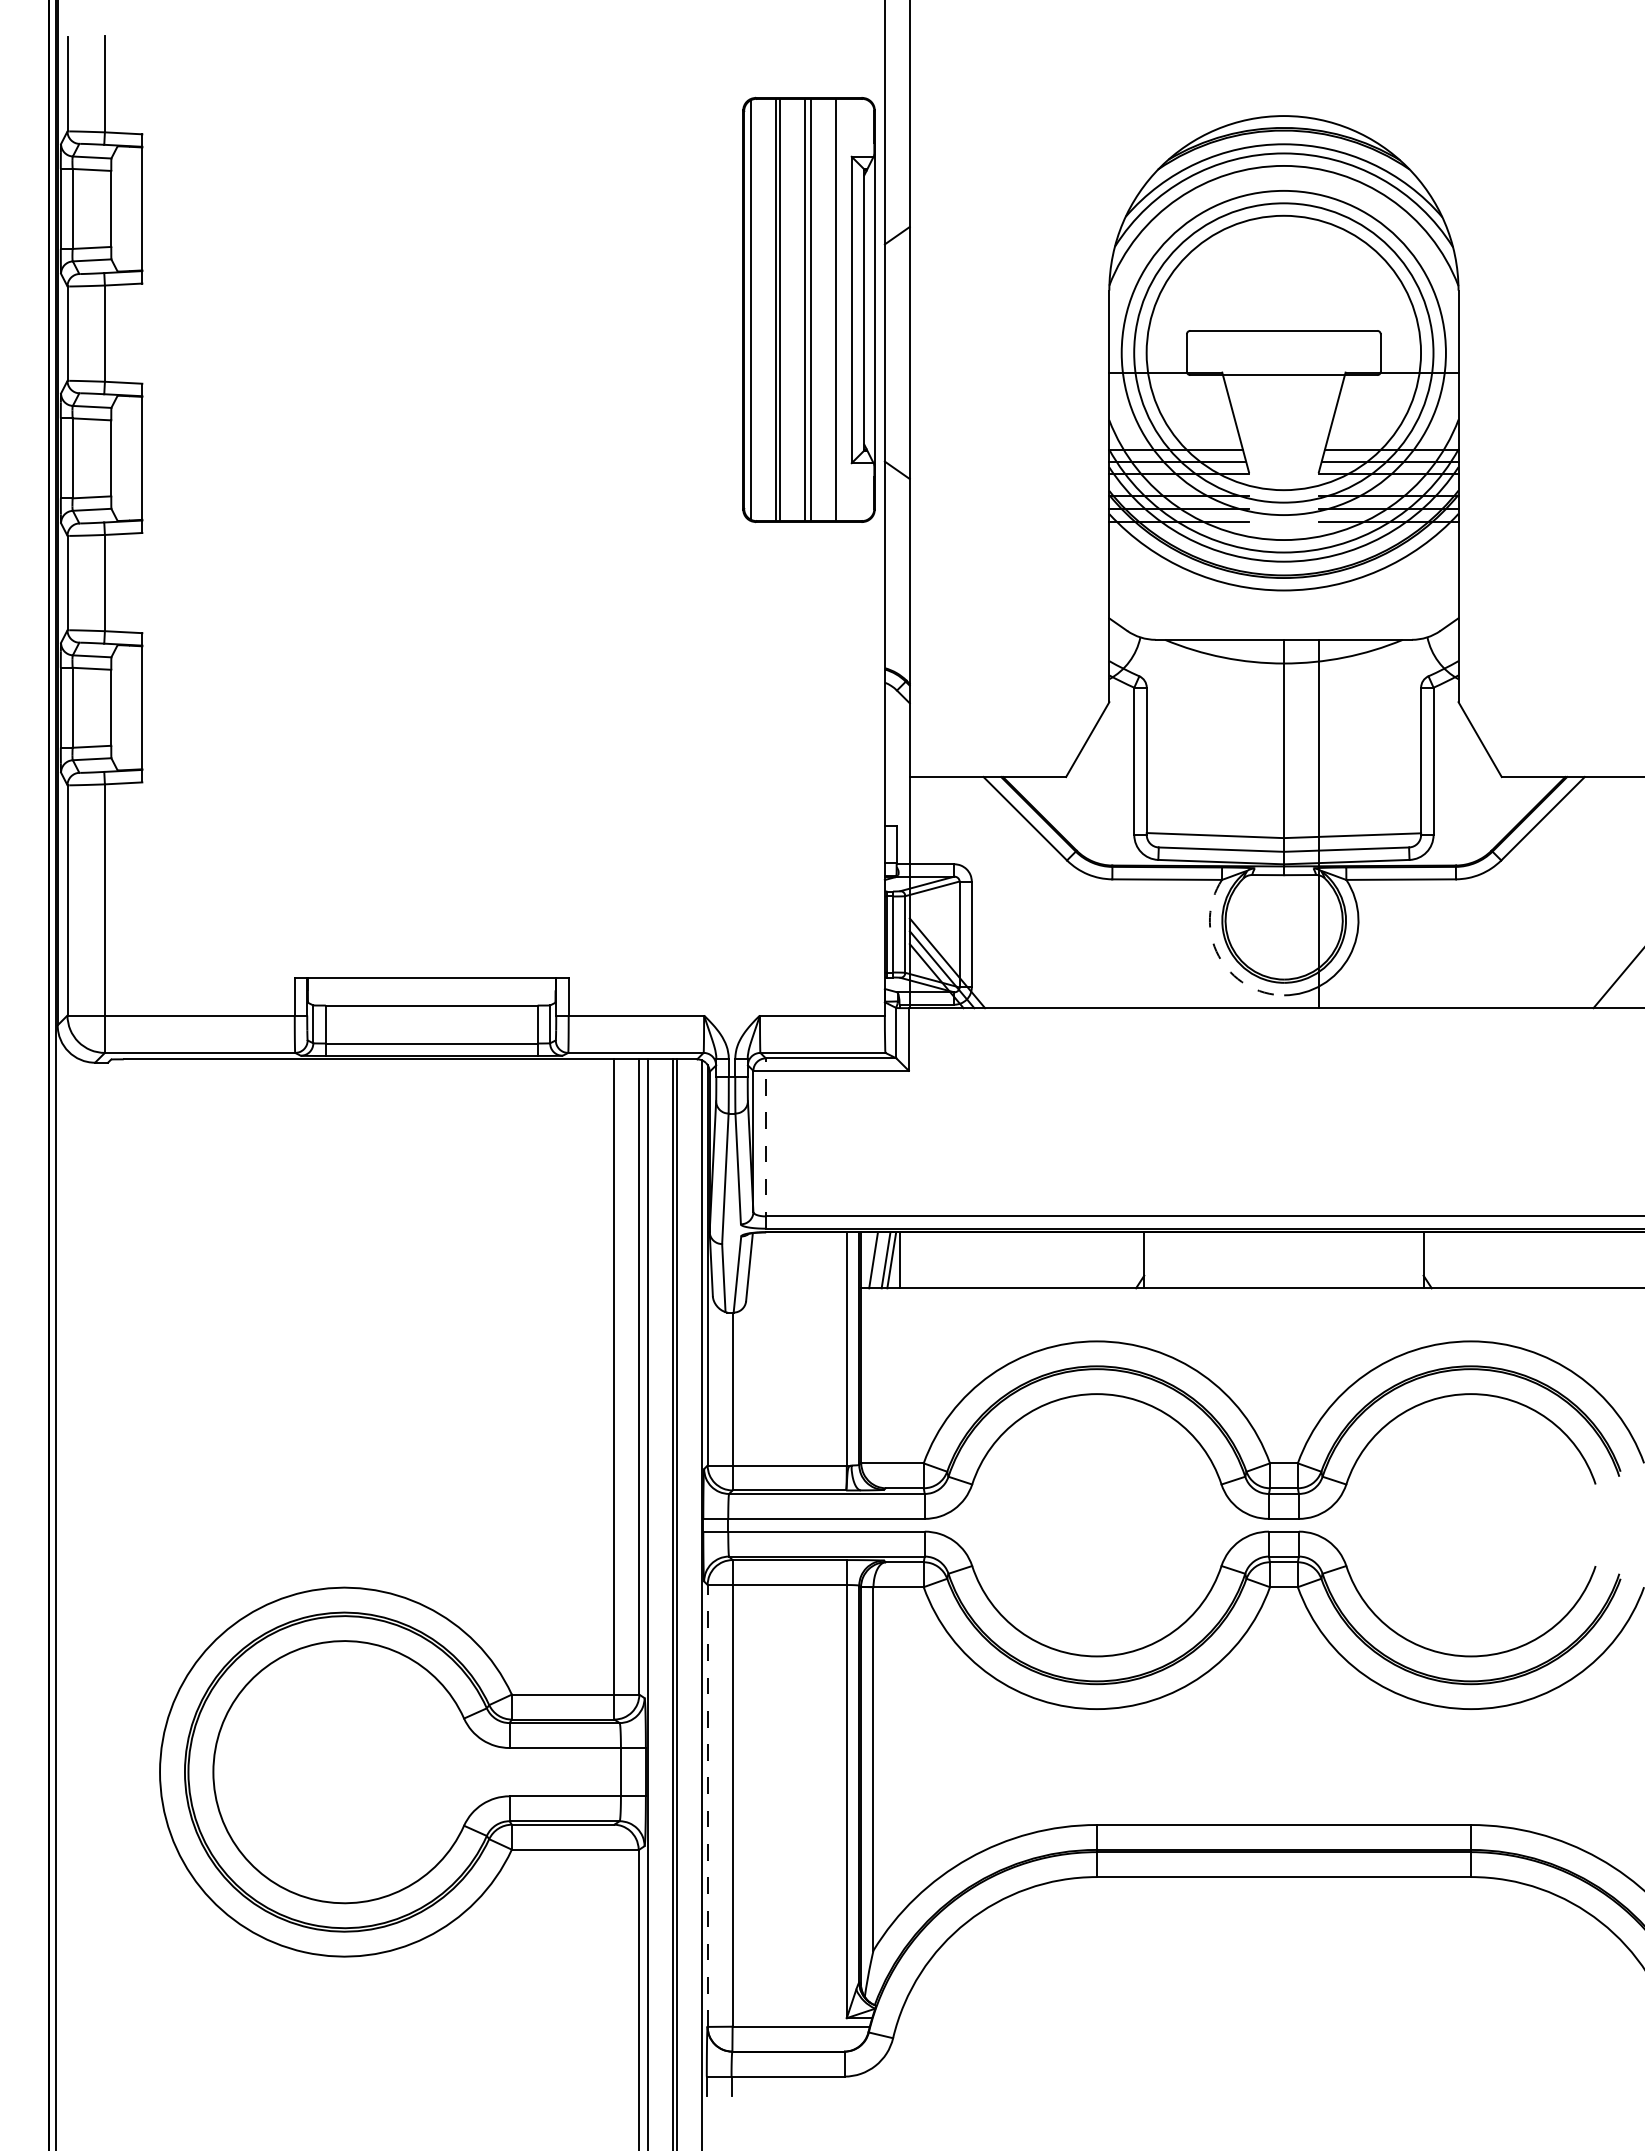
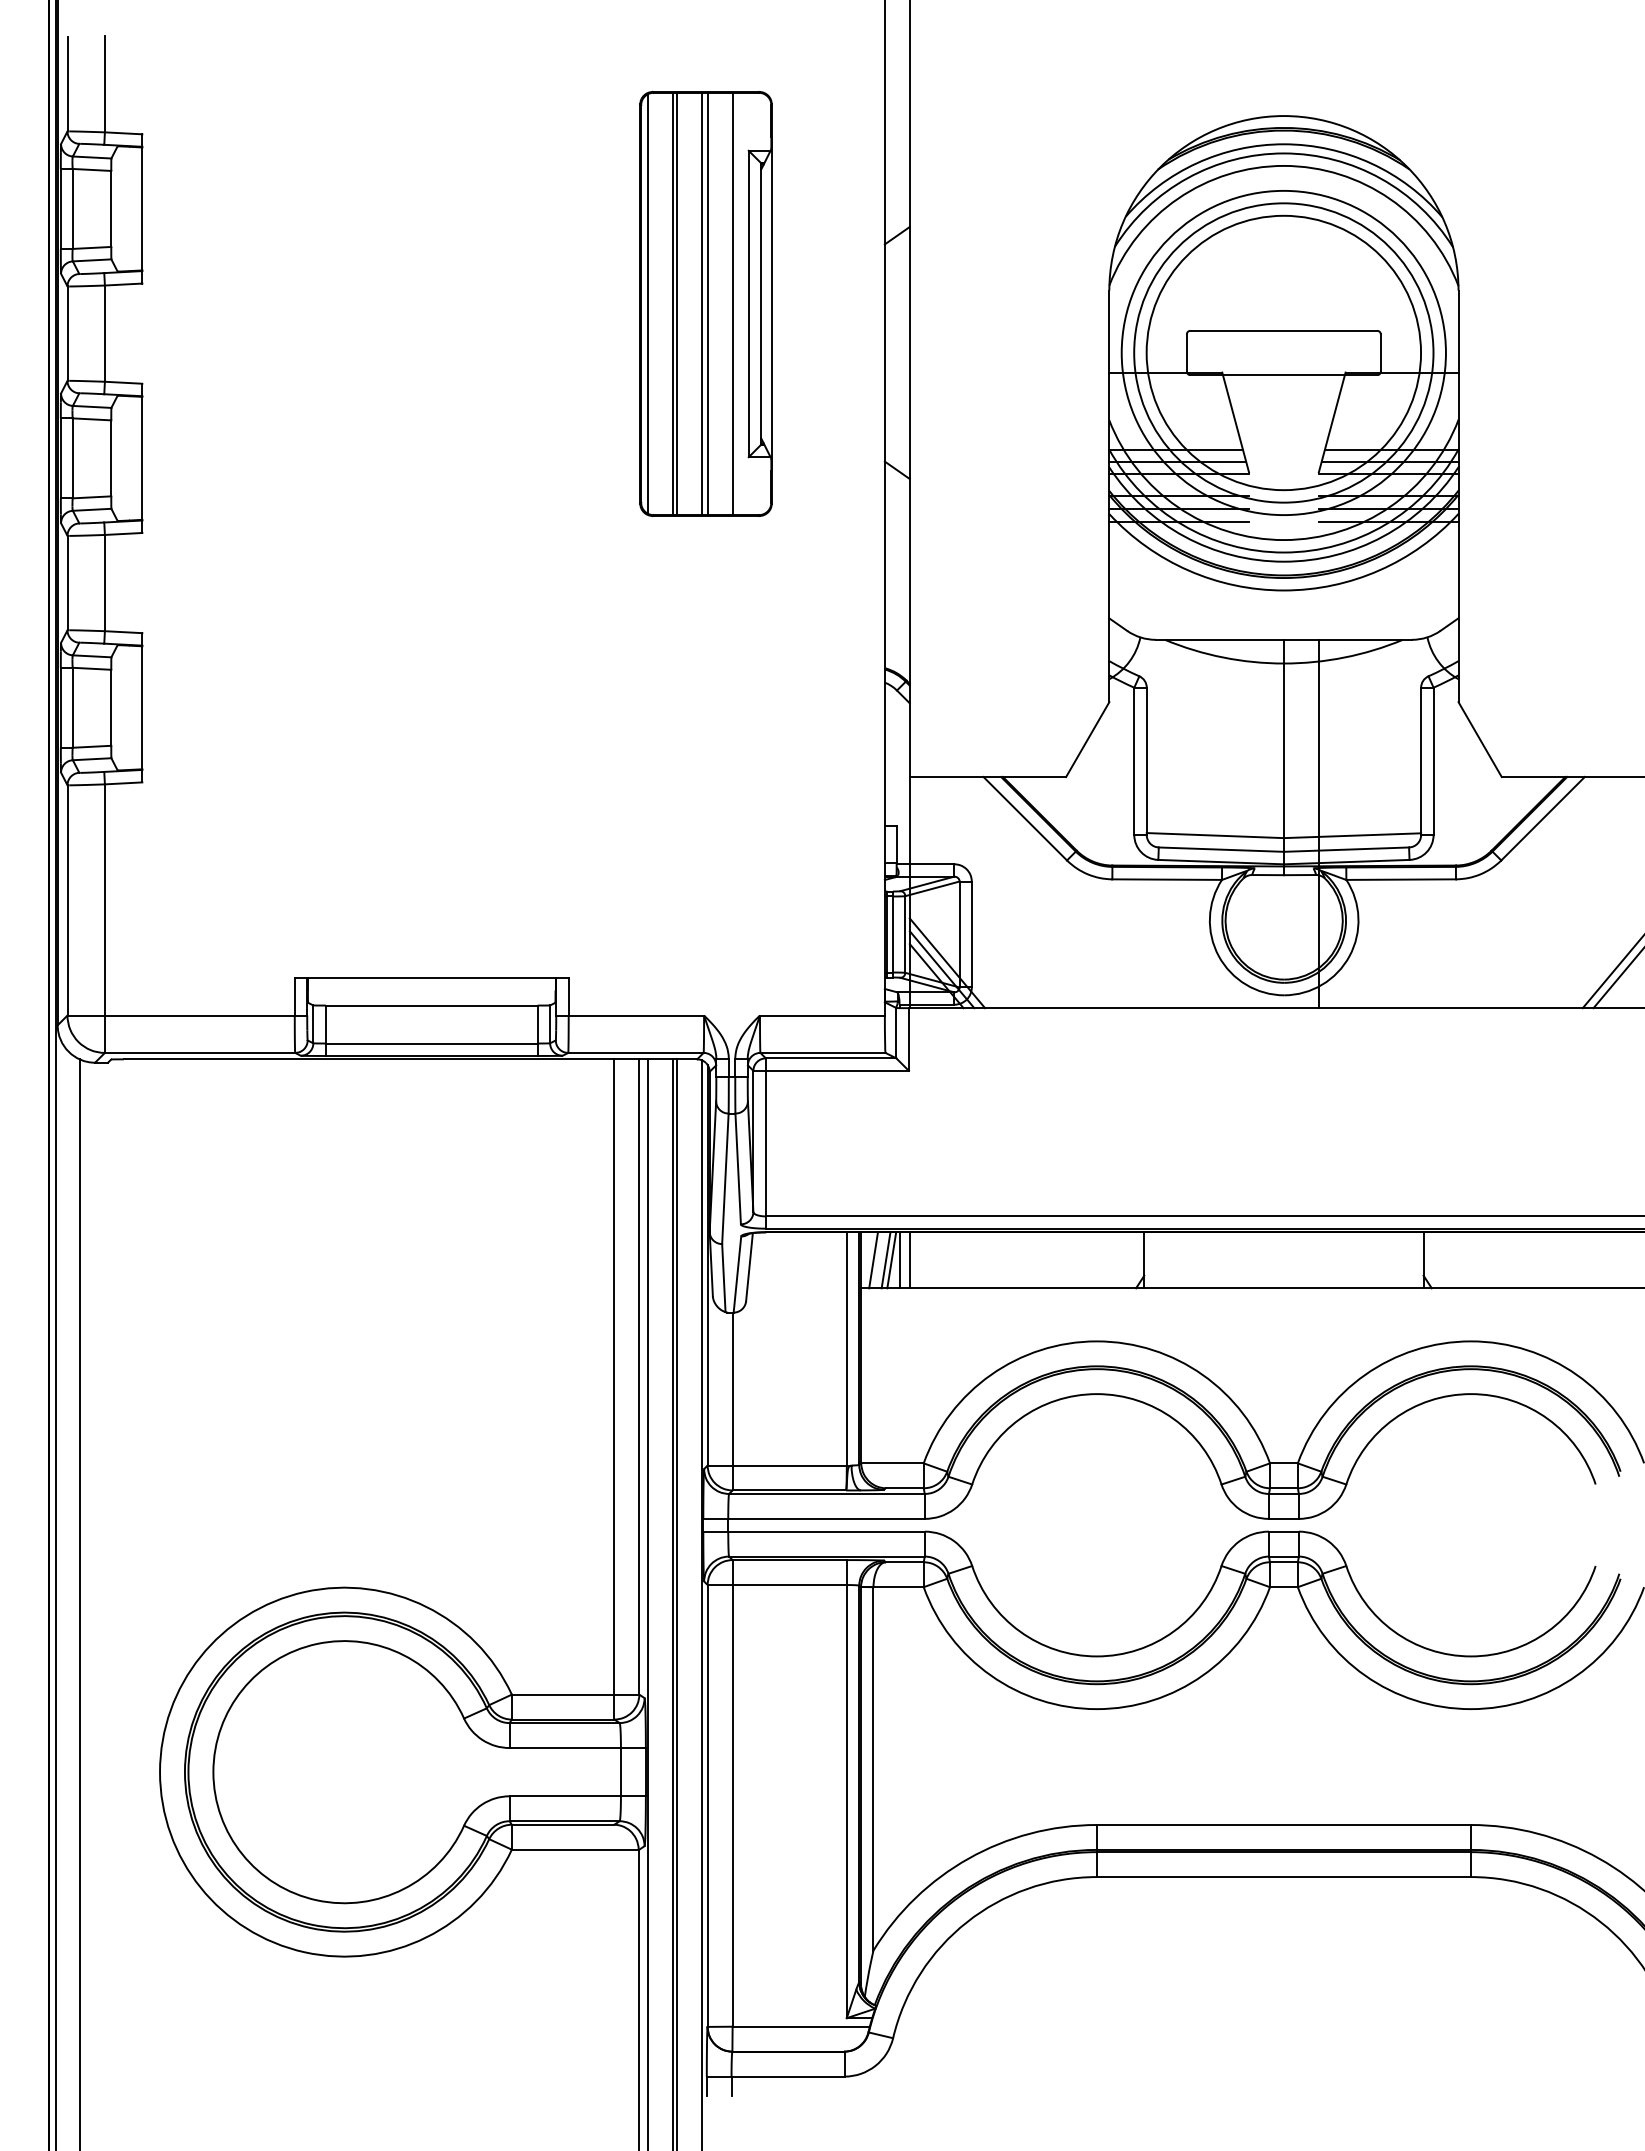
part position: (808, 309) -> (705, 303) (705, 303)
arc: dashed -> solid (1218, 956)
line: none -> present (1611, 972)
line: dashed -> solid (765, 1143)
line: none -> present (909, 1260)
line: none -> present (80, 1603)
line: dashed -> solid (707, 1805)
